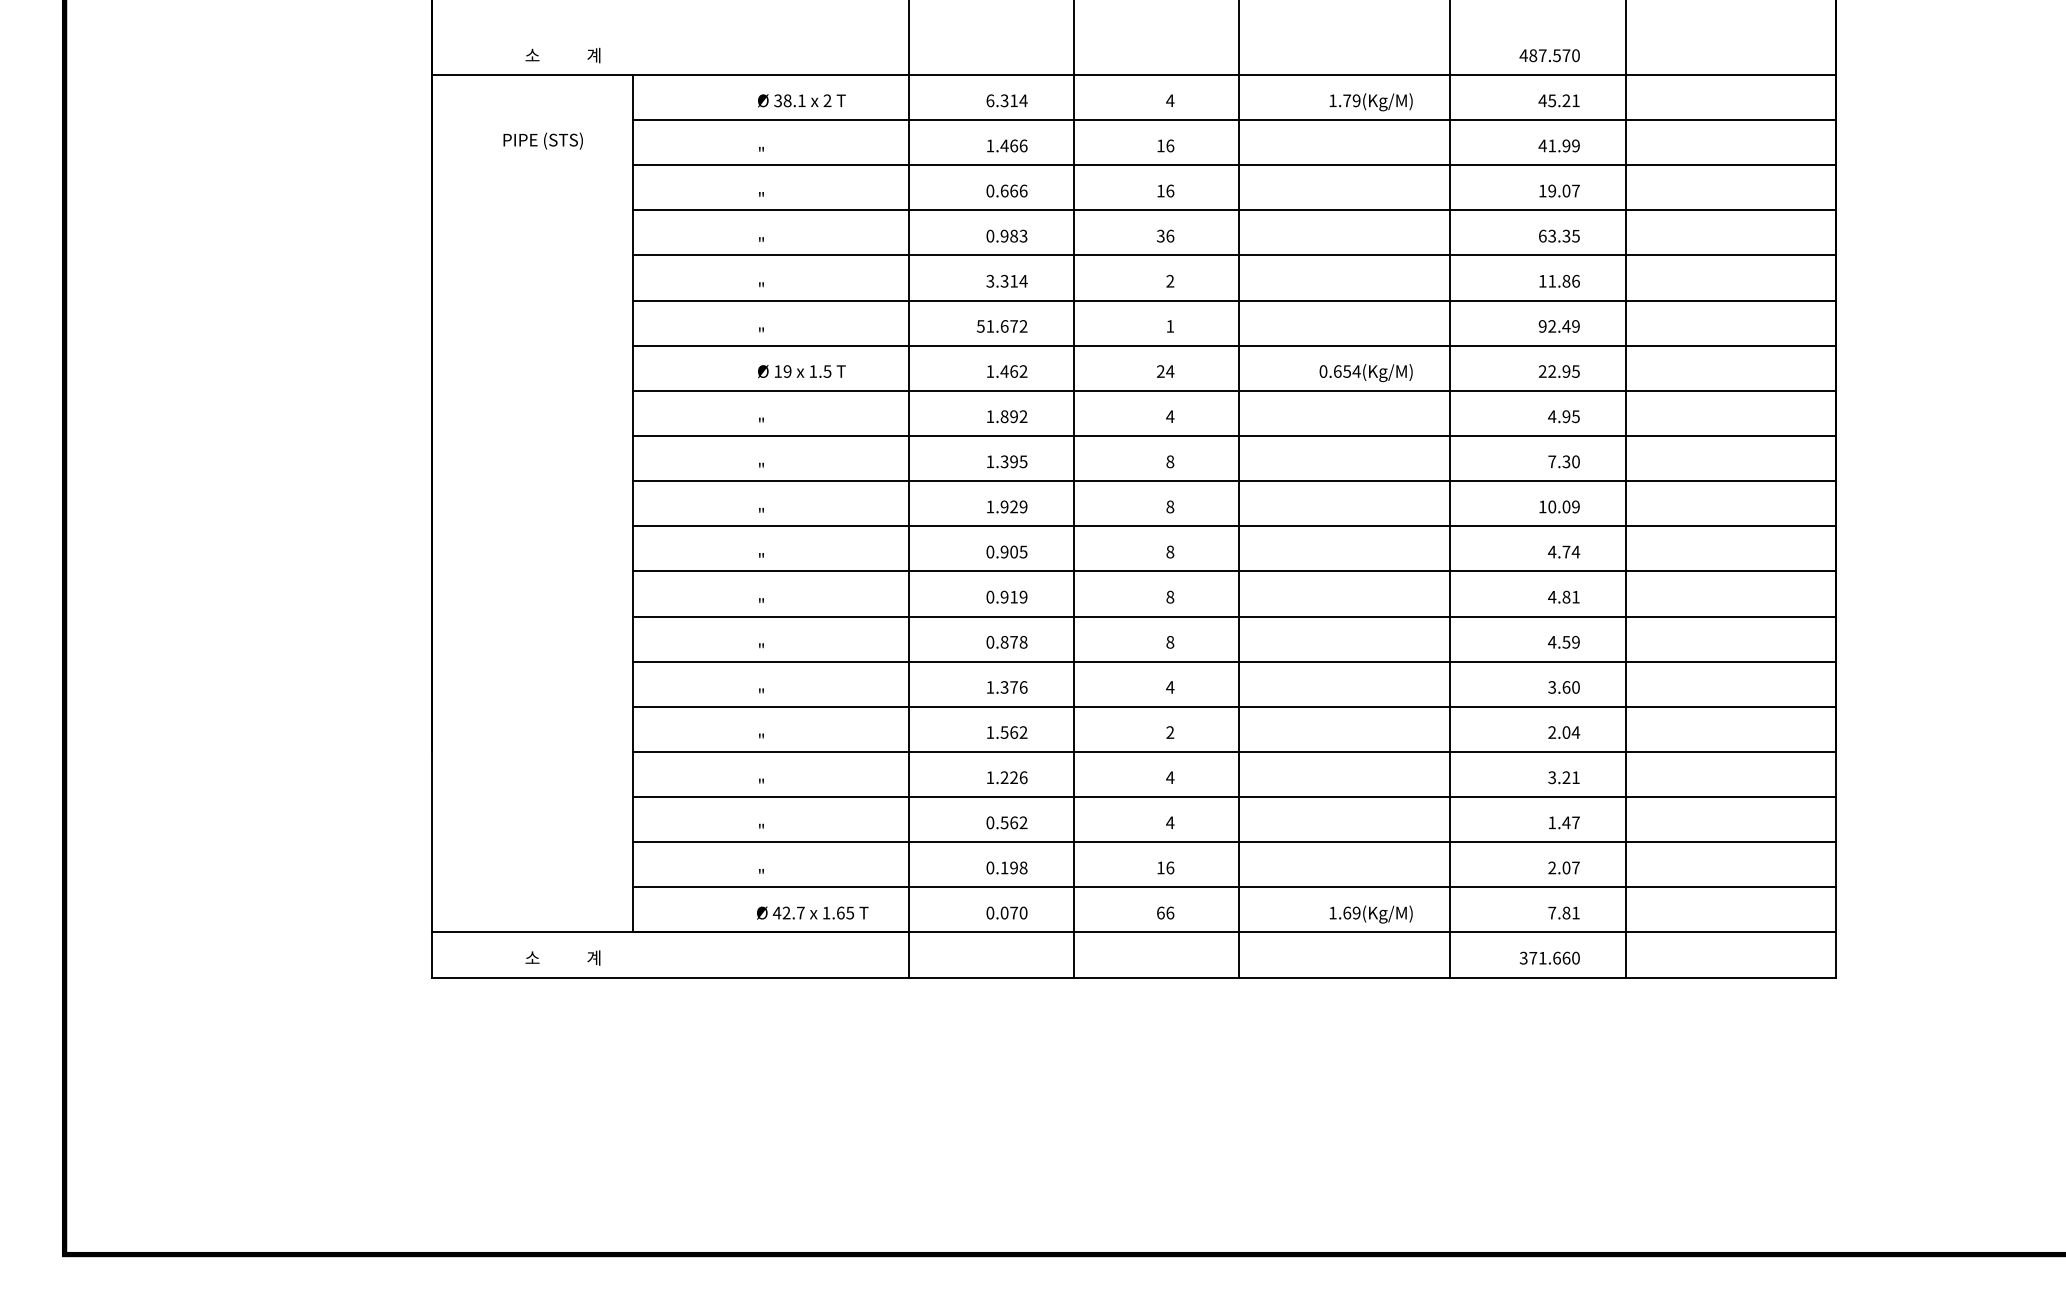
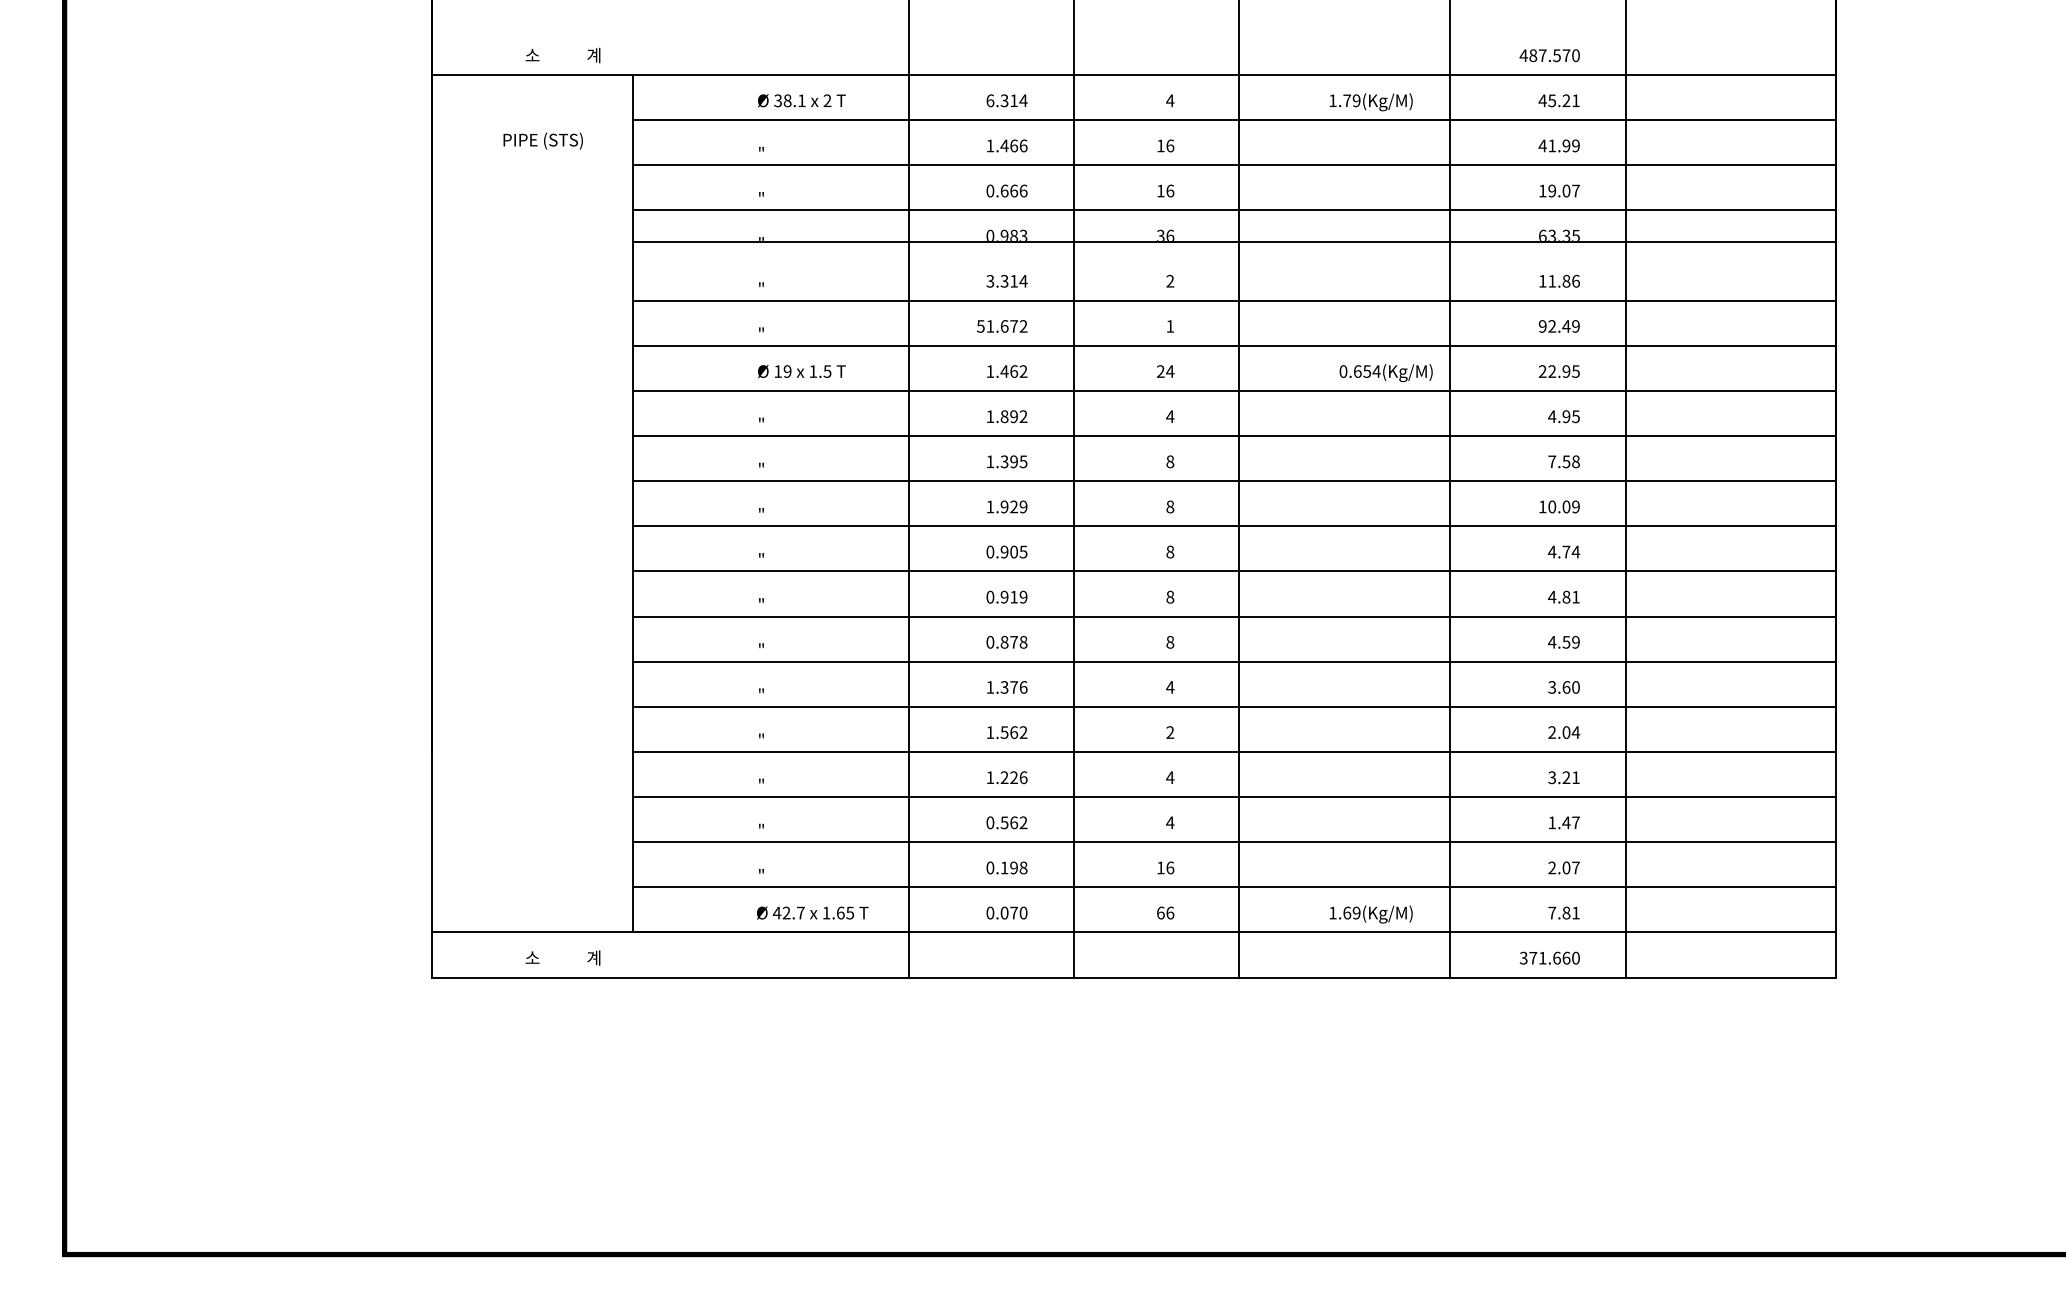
line position: (1234, 255) -> (1234, 242) (1234, 242)
text position: (1365, 372) -> (1385, 372) (1385, 372)
text: 7.30 -> 7.58 (1571, 461)
